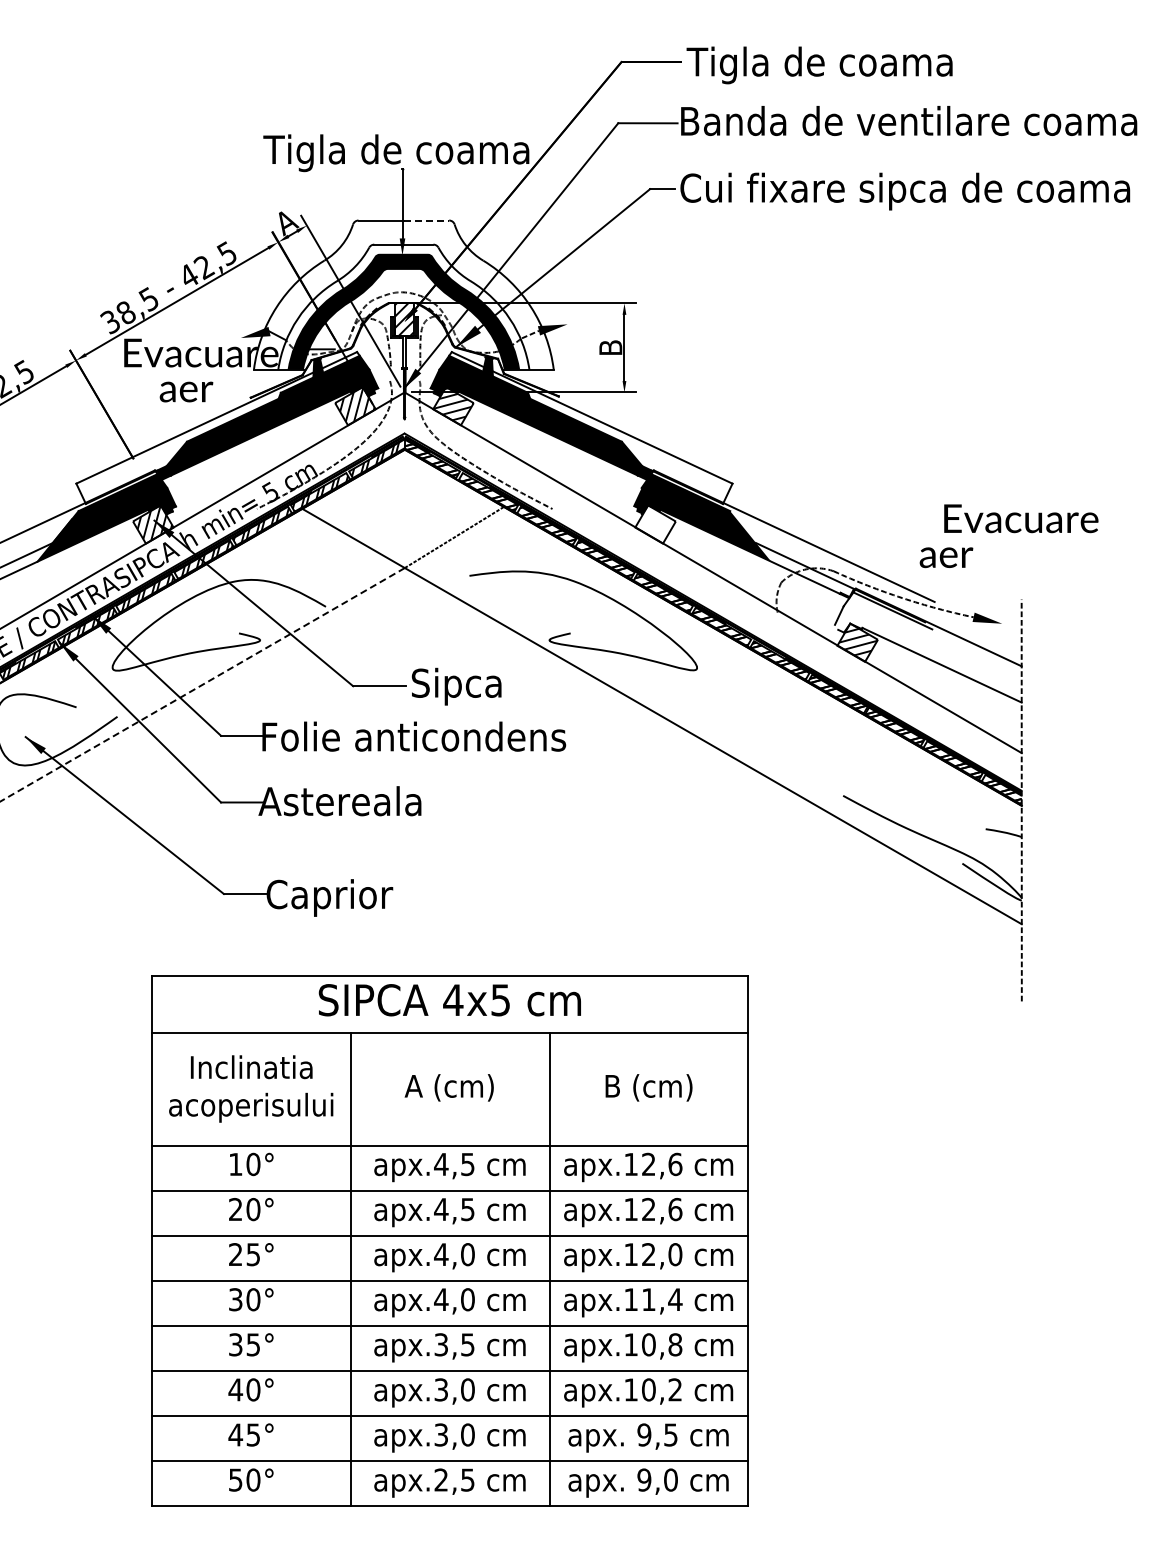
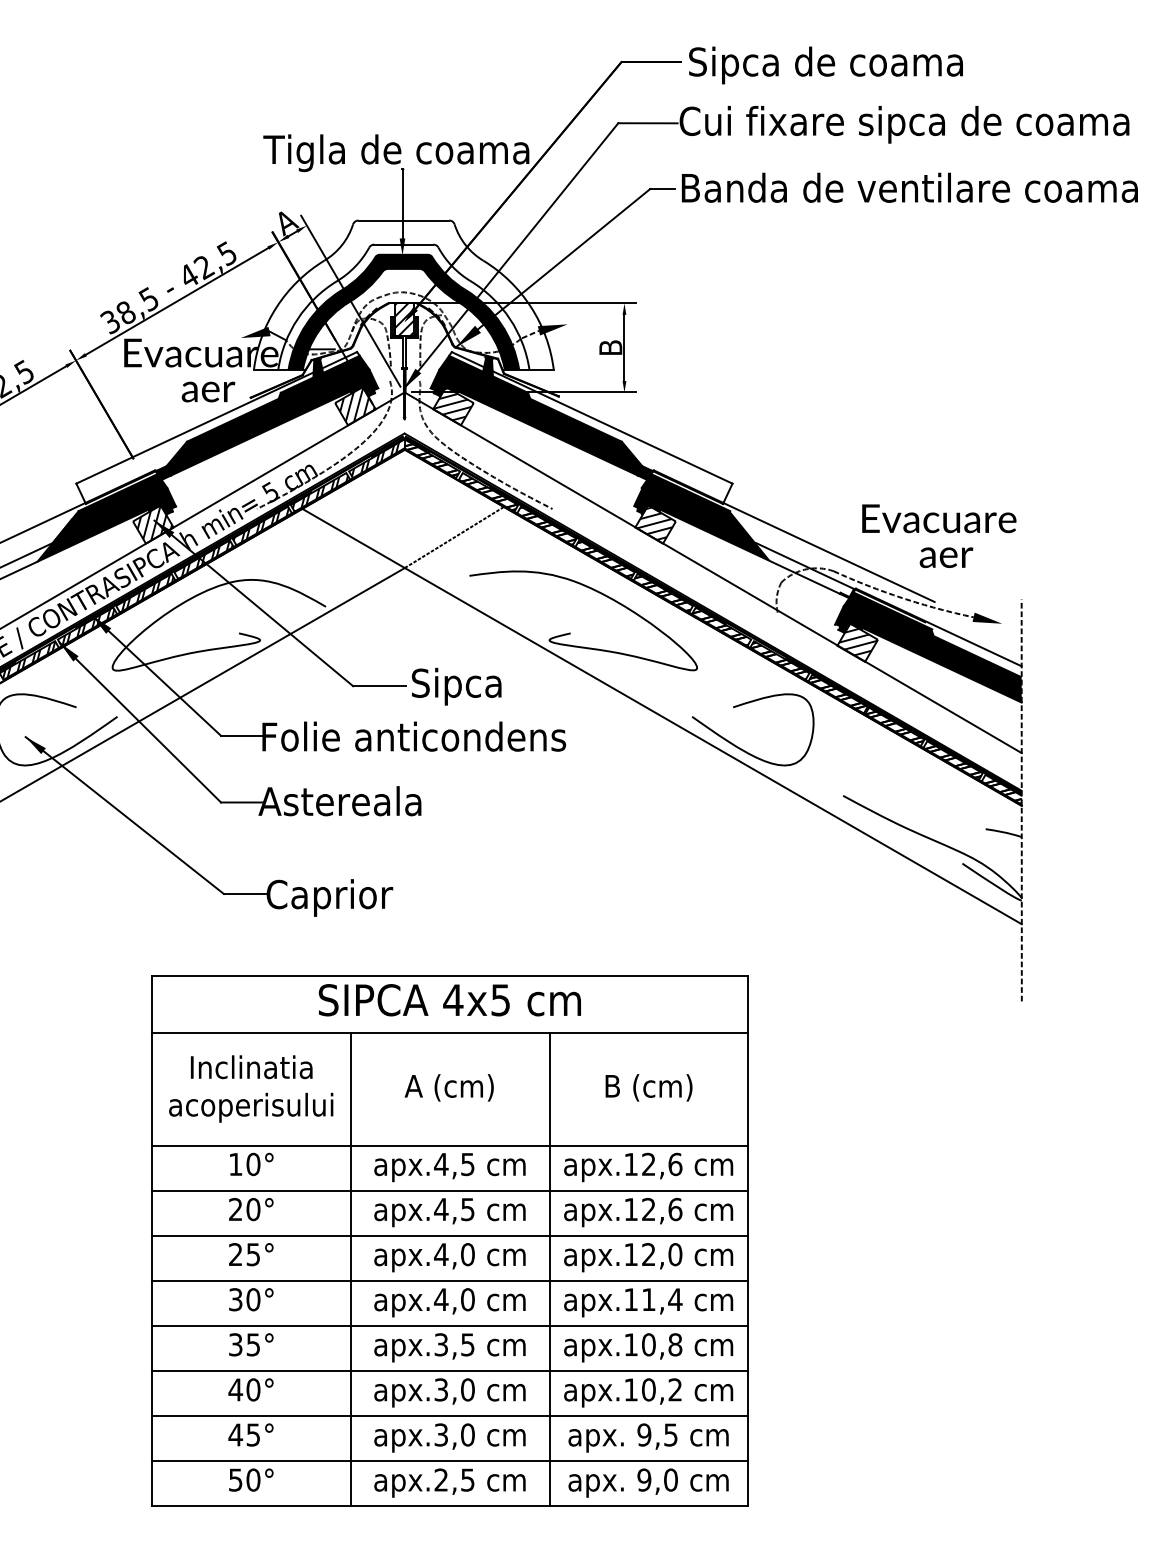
text: Tigla de coama -> Sipca de coama (824, 65)
text: Banda de ventilare coama -> Cui fixare sipca de coama (908, 124)
text: Cui fixare sipca de coama -> Banda de ventilare coama (908, 191)
line: dashed -> solid (426, 220)
text position: (186, 391) -> (208, 391) (208, 391)
text position: (1021, 518) -> (939, 518) (939, 518)
hatch: none -> present (654, 523)
fill: none -> present (928, 647)
line: dashed -> solid (202, 685)
curve: none -> present (740, 747)
